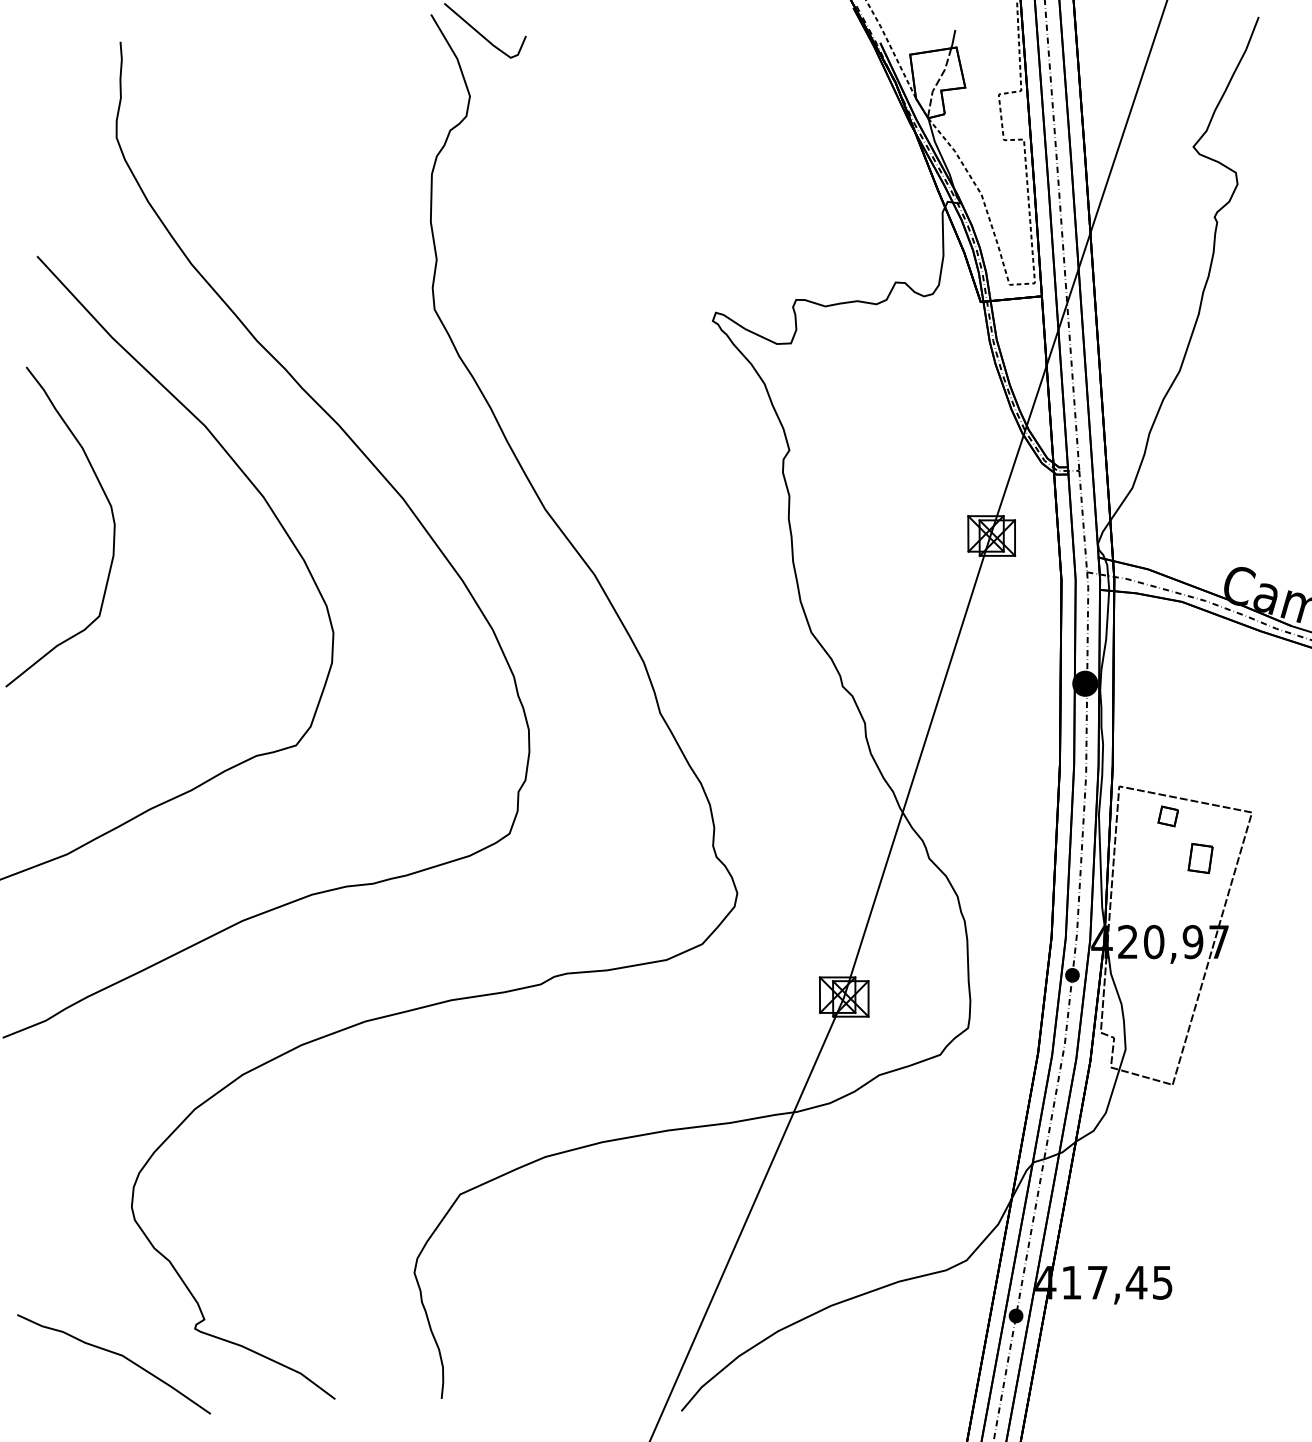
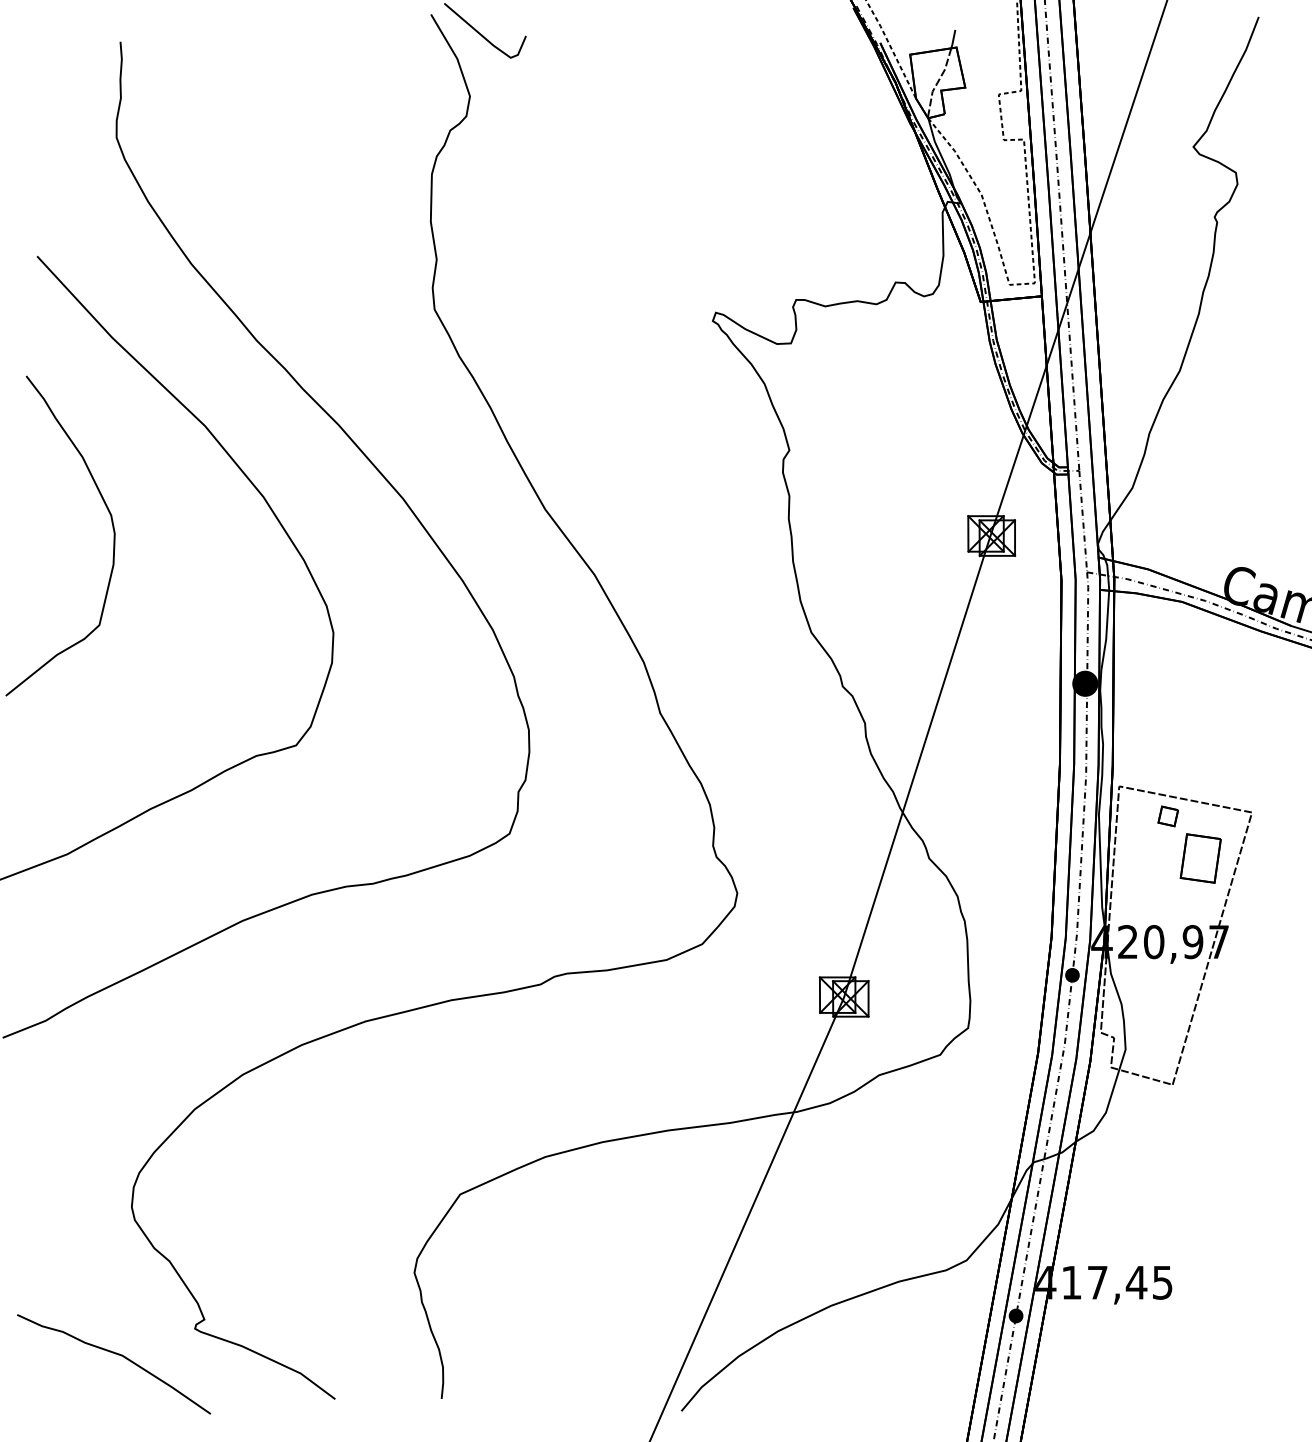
curve position: (111, 514) -> (111, 523) (111, 523)
part size: 27x32 px -> 43x51 px (1200, 858)
